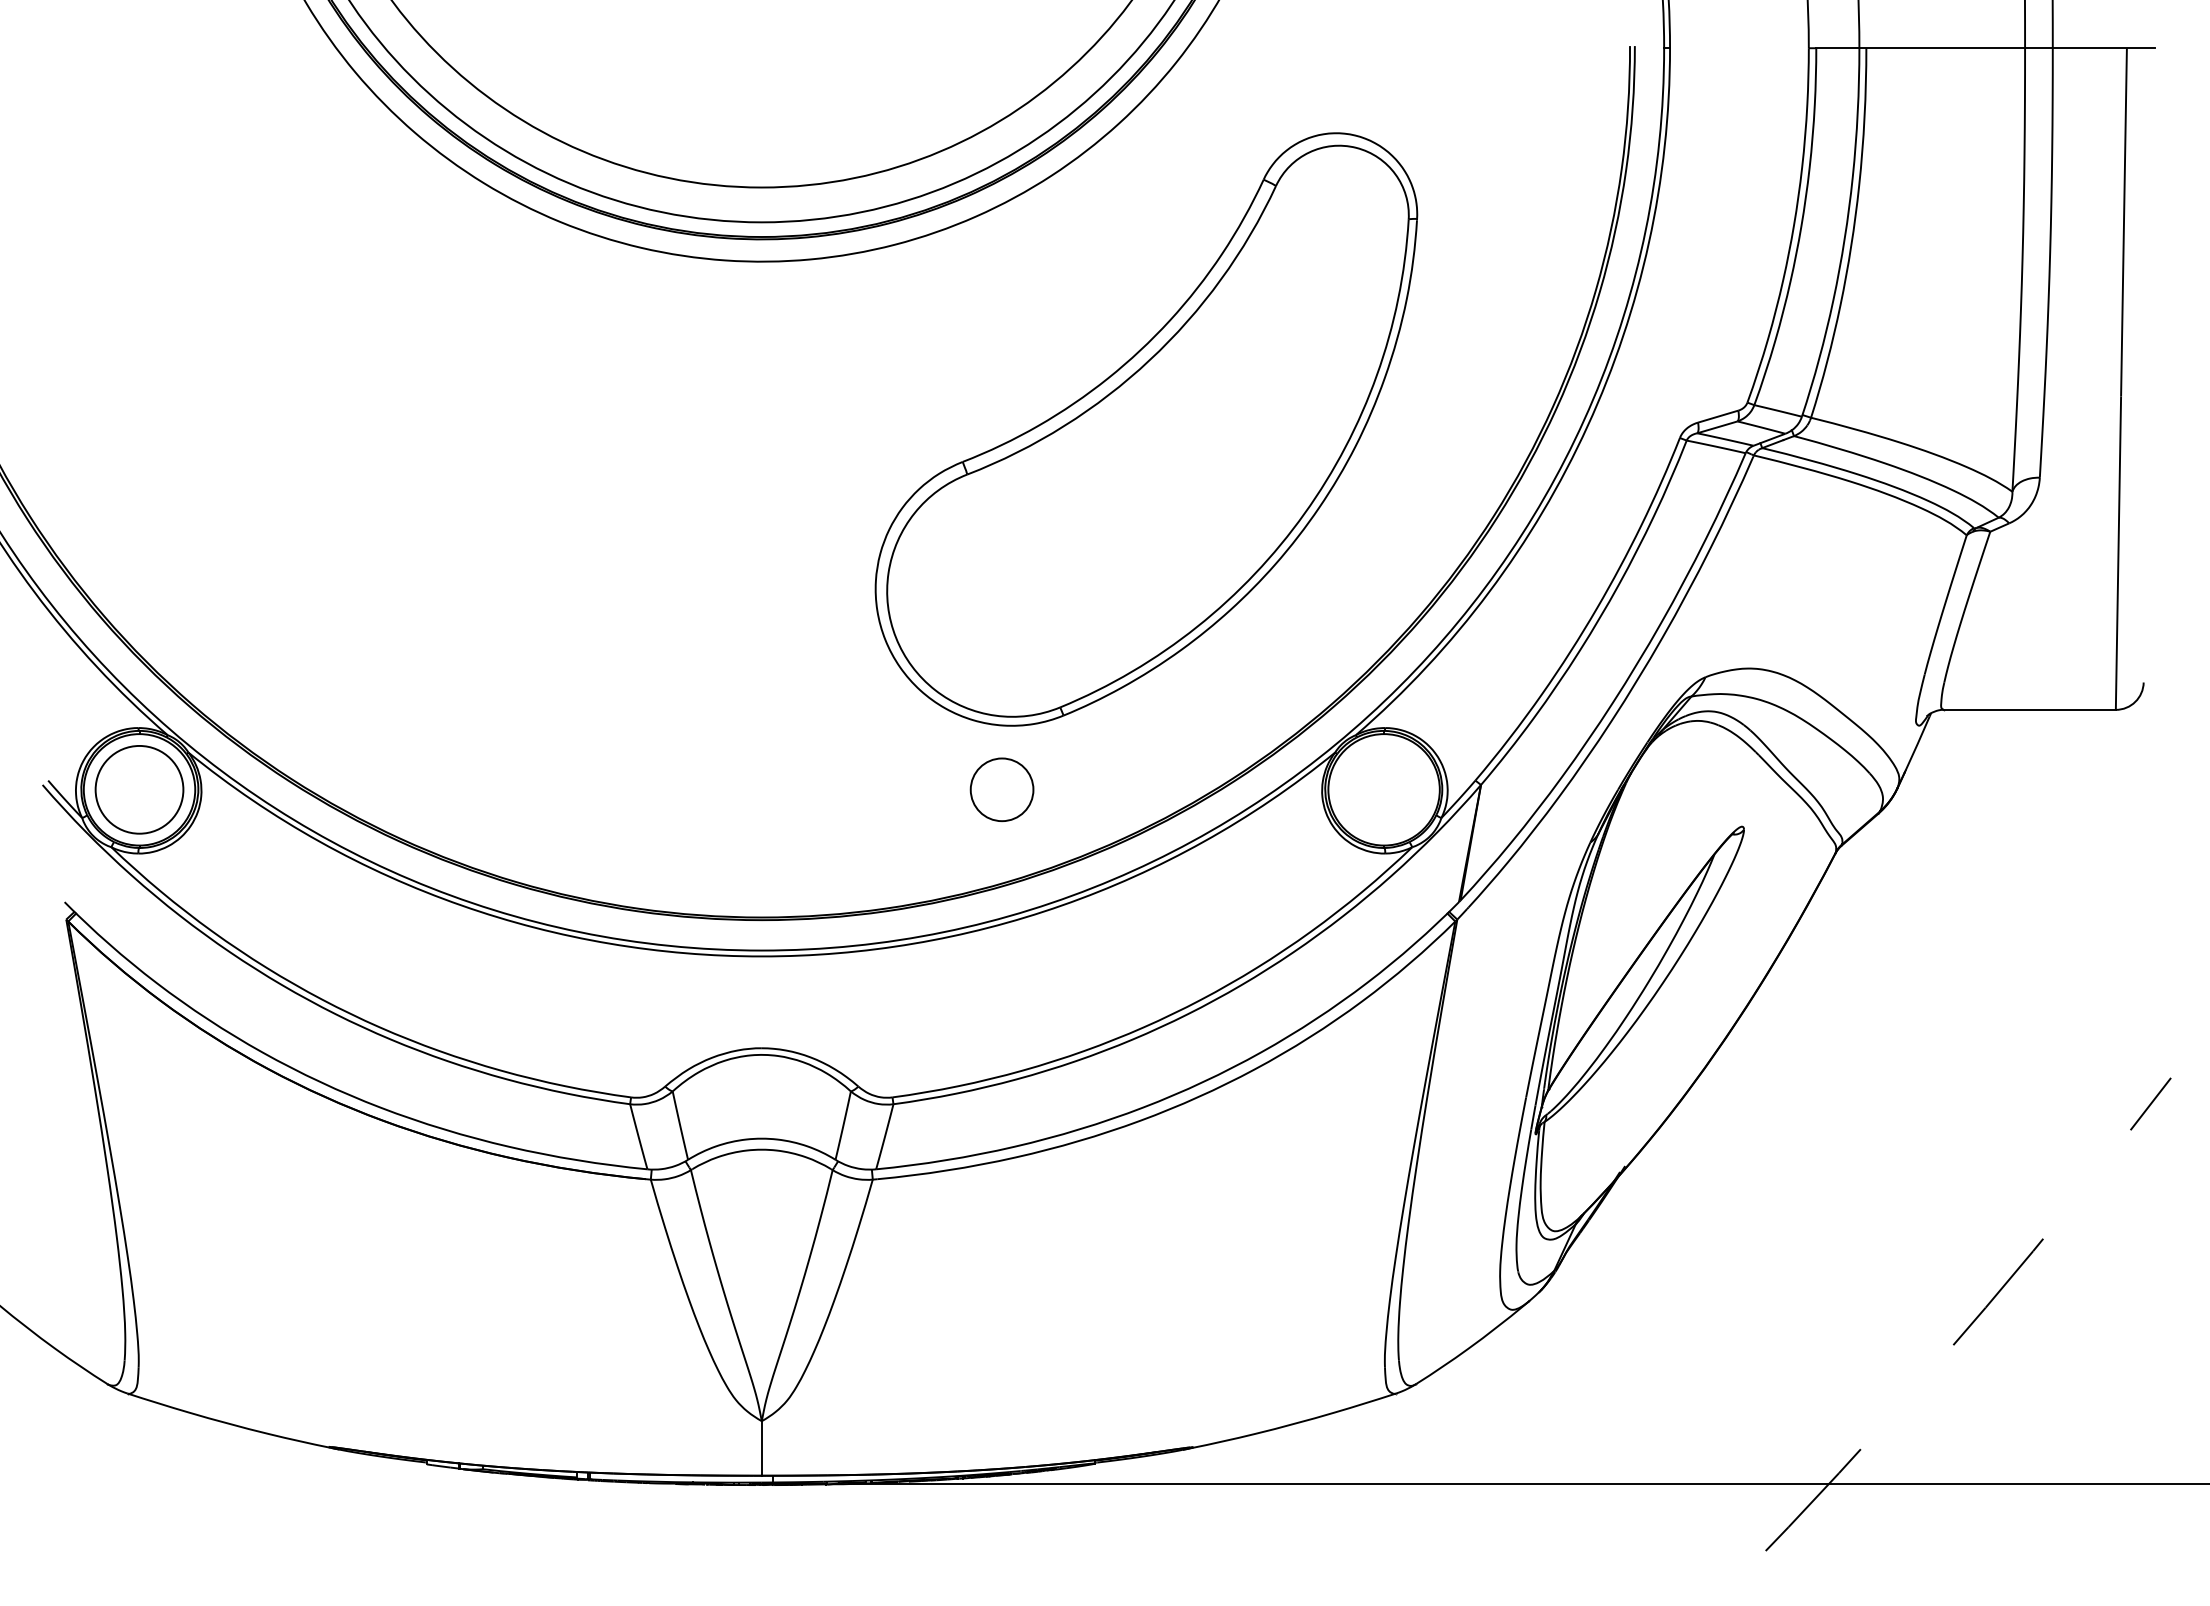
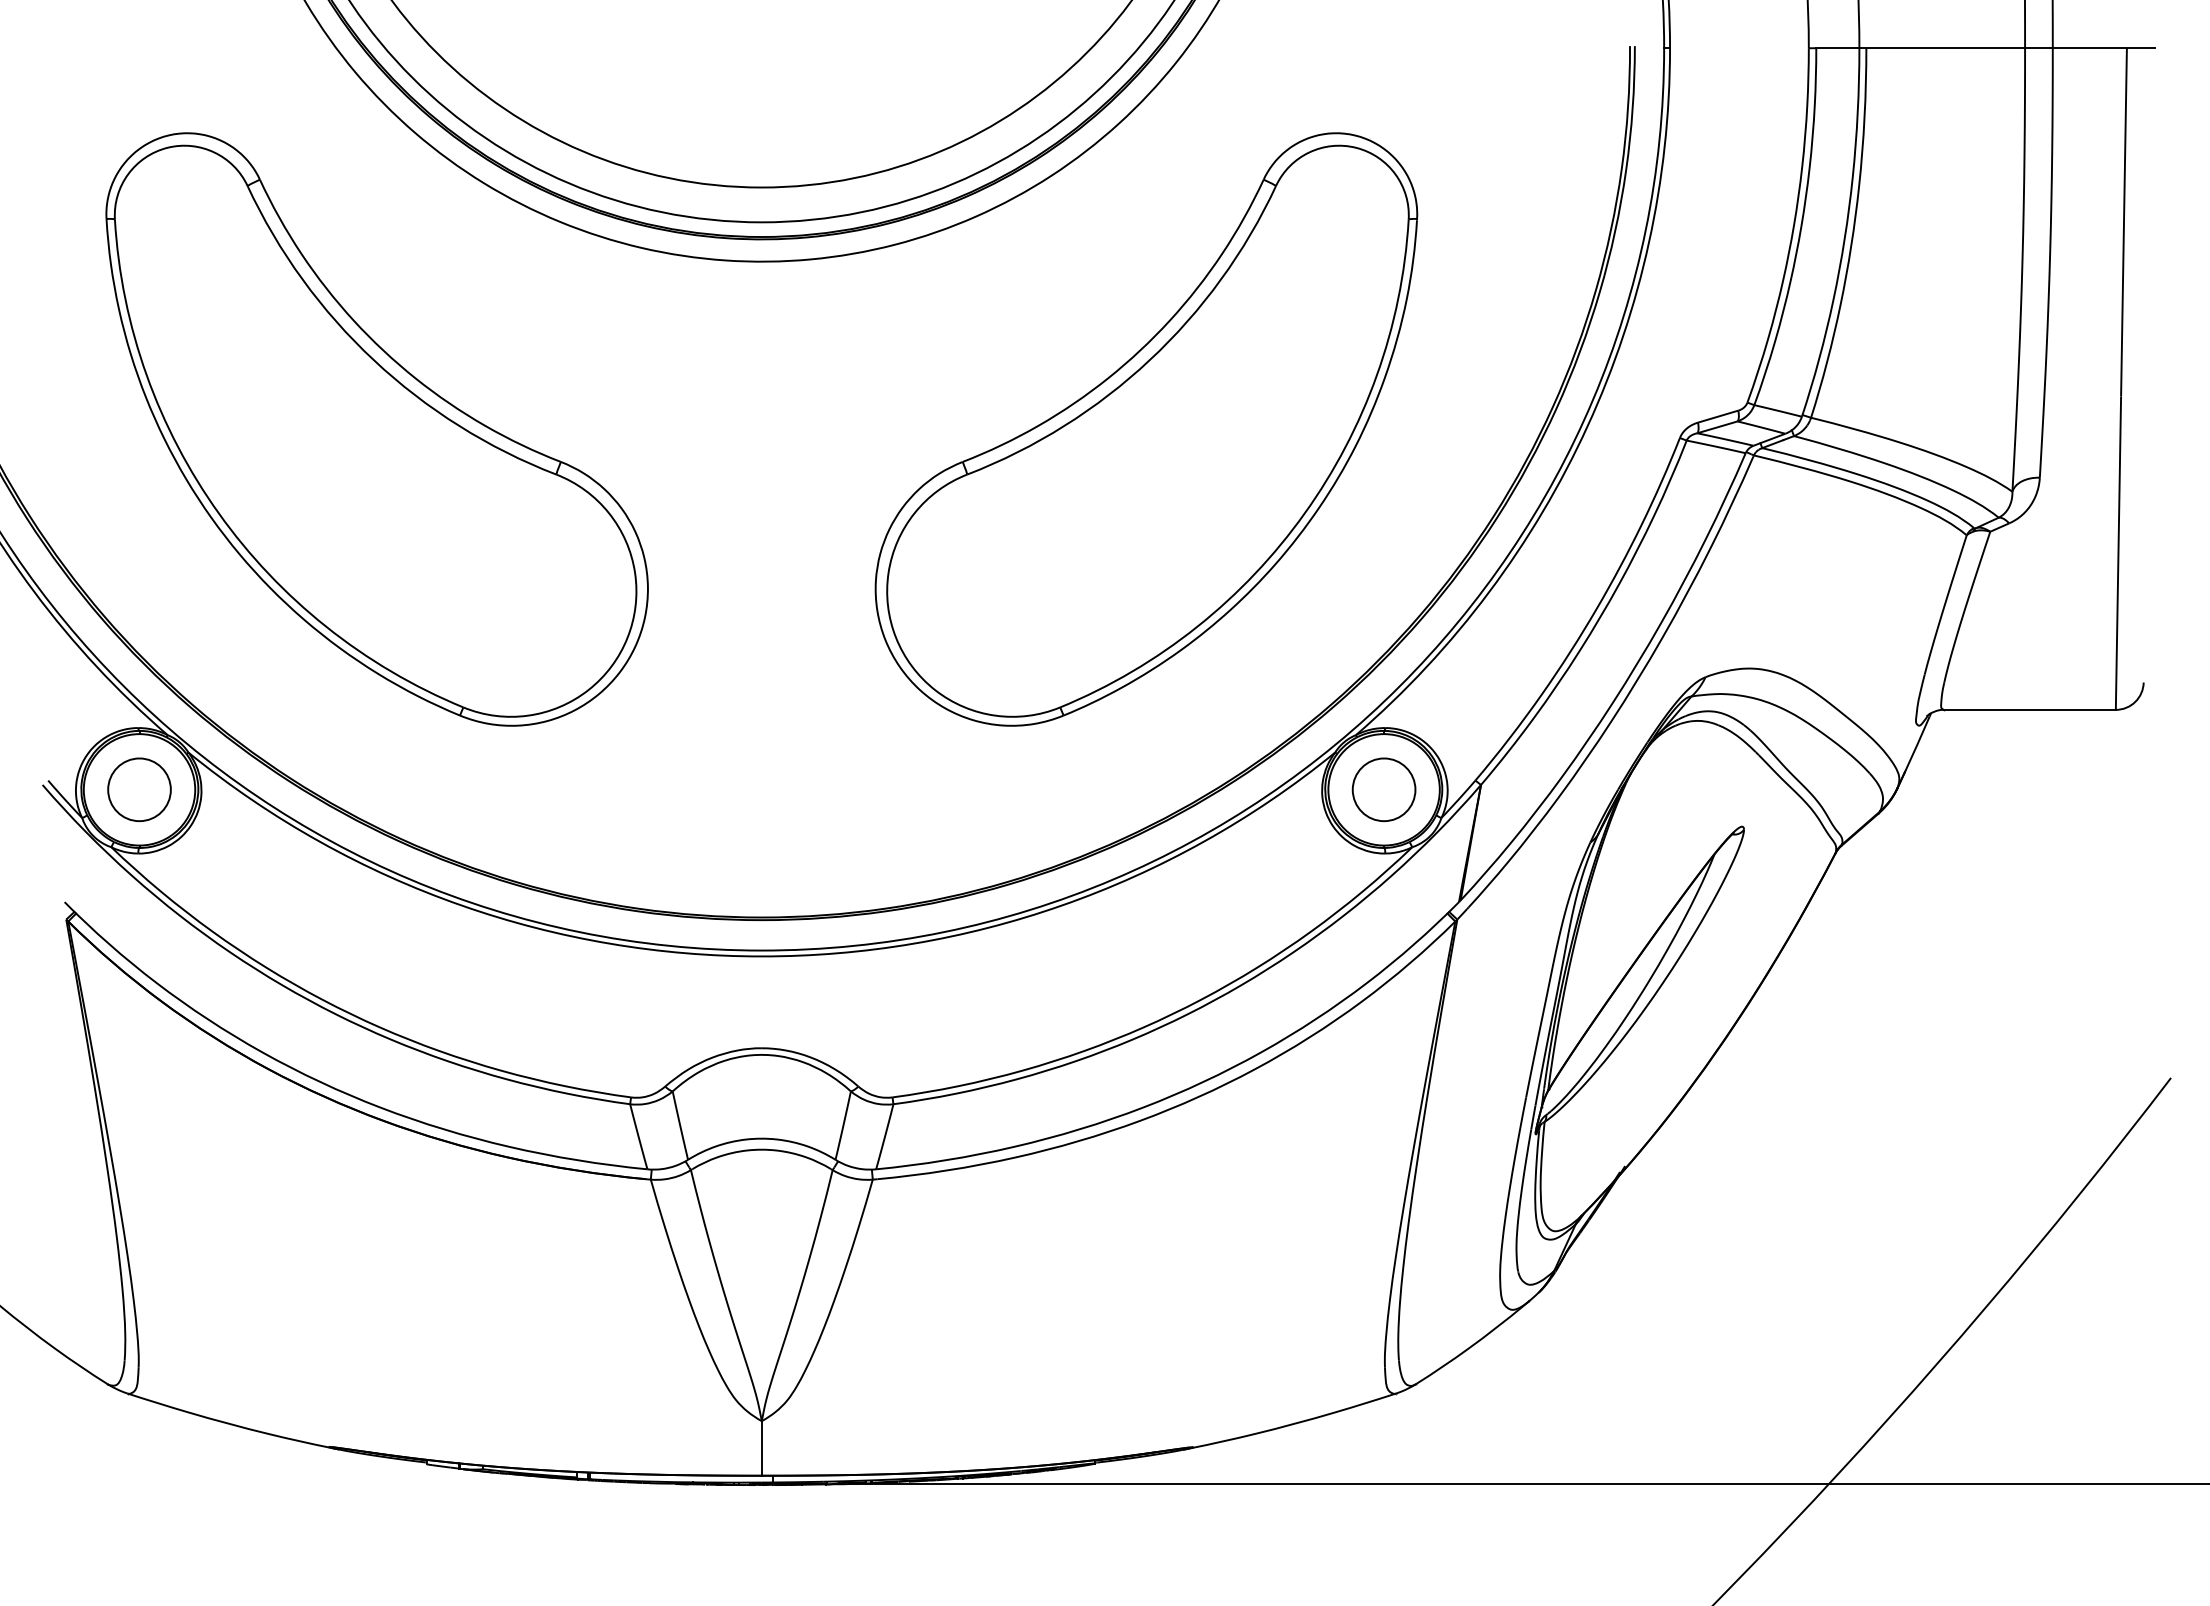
part: none -> present (376, 429)
circle diameter: 88 px -> 63 px (139, 789)
circle position: (1001, 789) -> (1383, 789) (1383, 789)
arc: dashed -> solid (1949, 1349)
